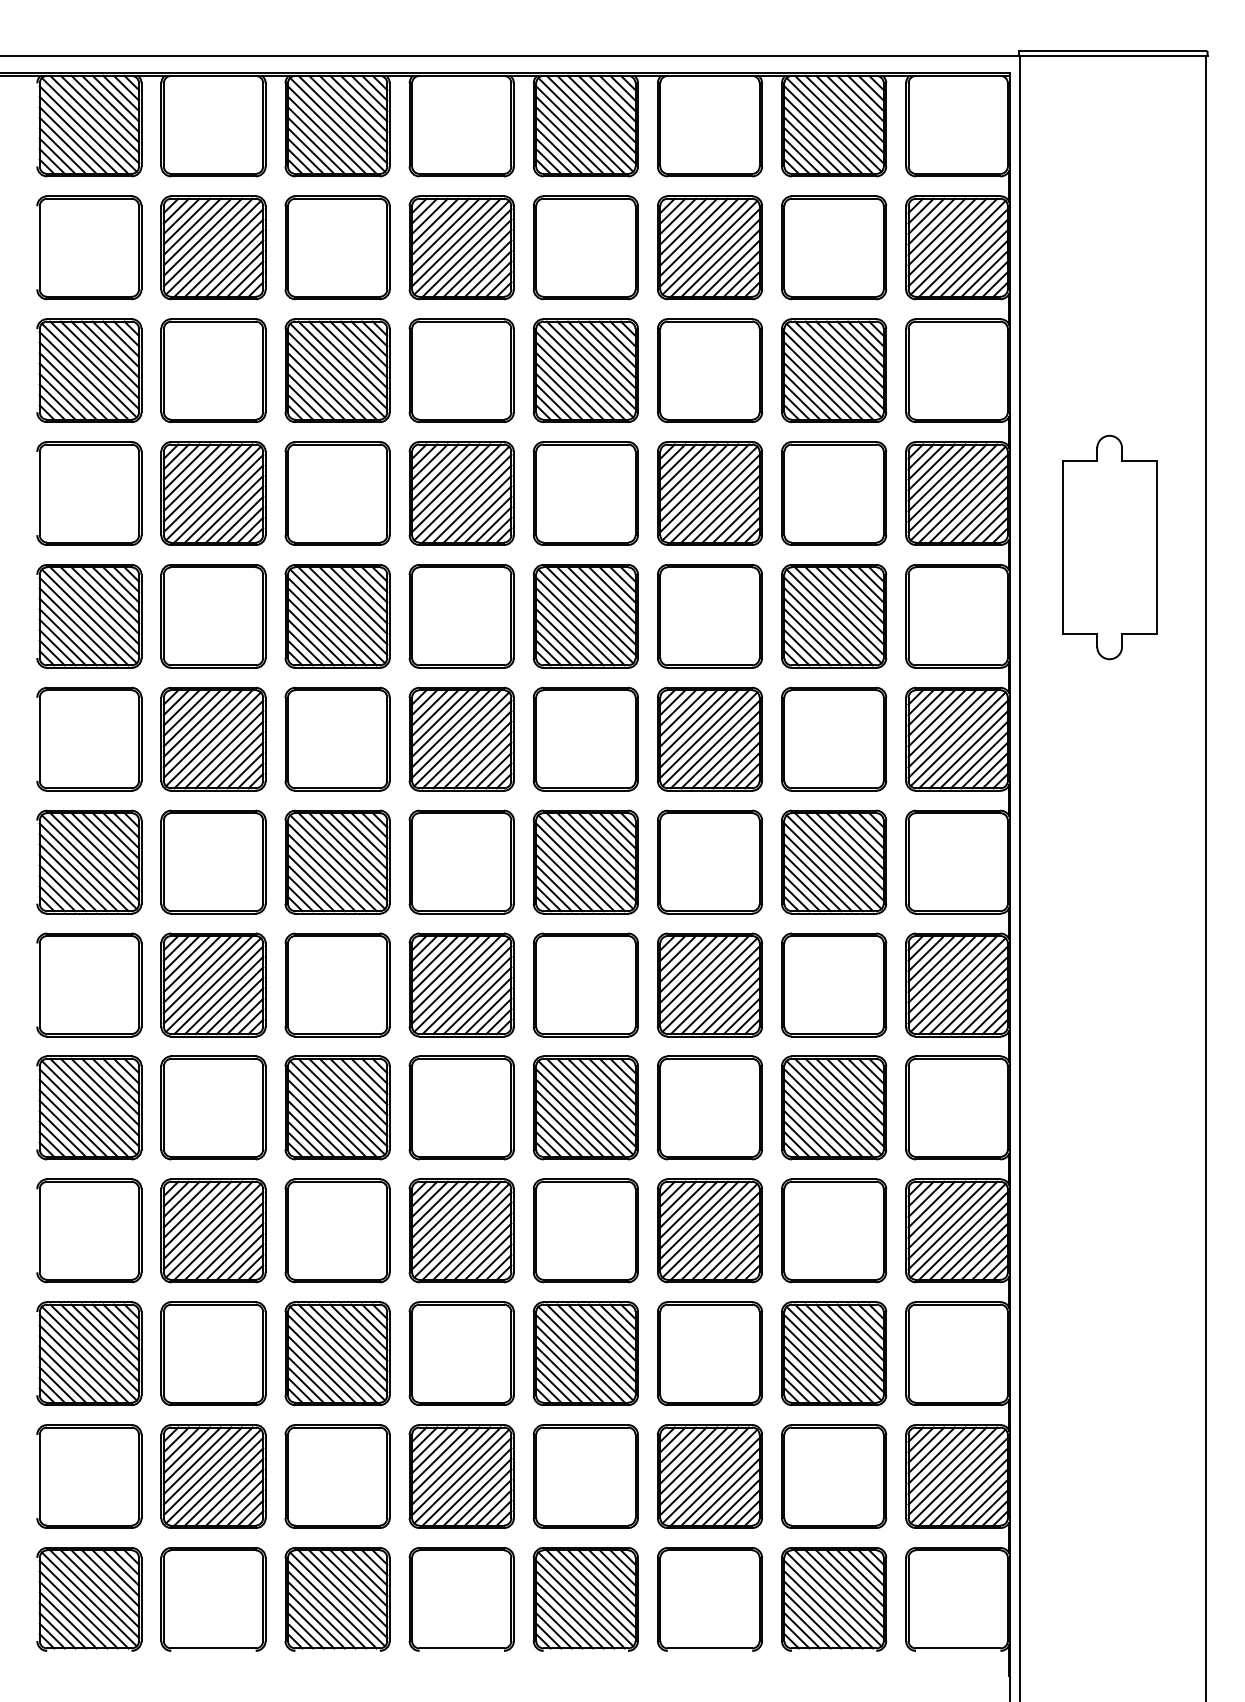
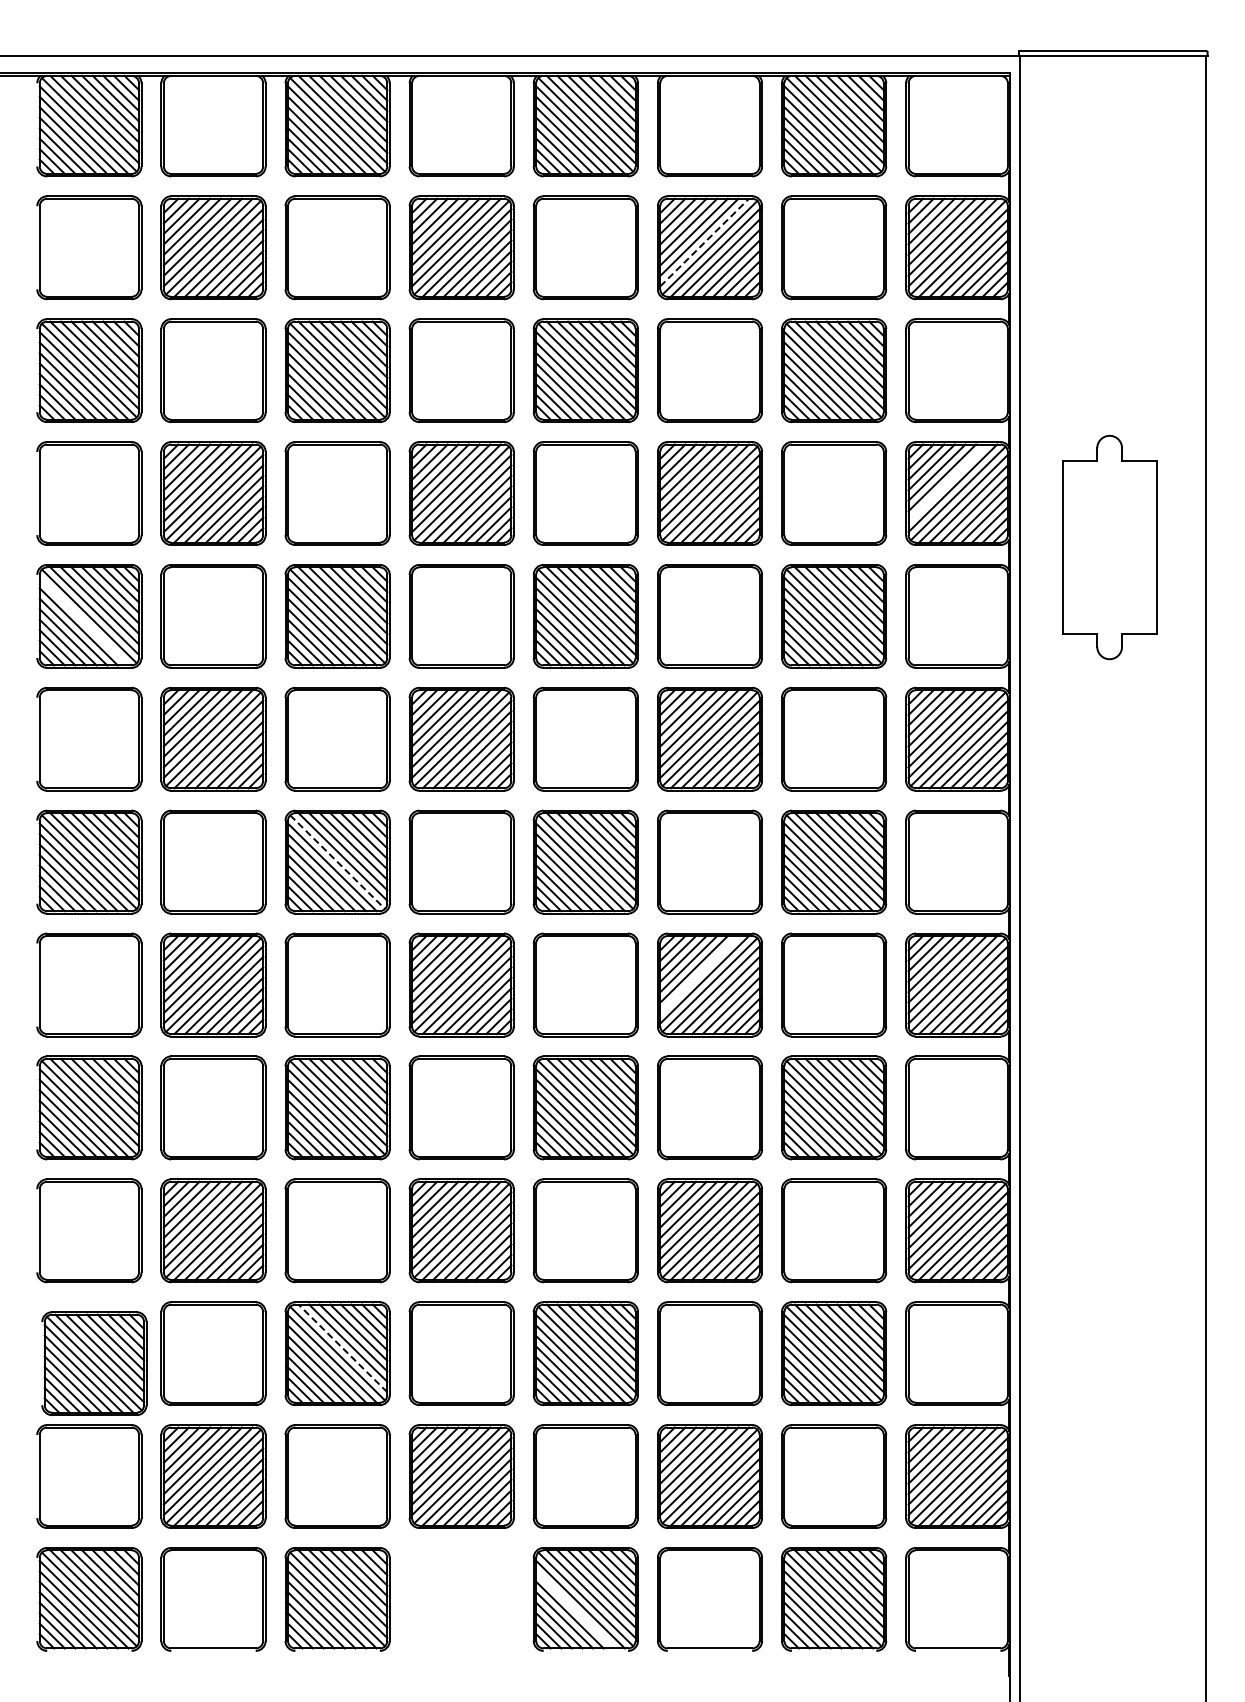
line: solid -> dashed (705, 242)
line: present -> none (947, 482)
line: present -> none (83, 621)
line: solid -> dashed (337, 862)
line: present -> none (699, 974)
line: solid -> dashed (342, 1348)
part position: (89, 1353) -> (94, 1363) (94, 1363)
part: present -> none (461, 1599)
line: present -> none (575, 1609)
